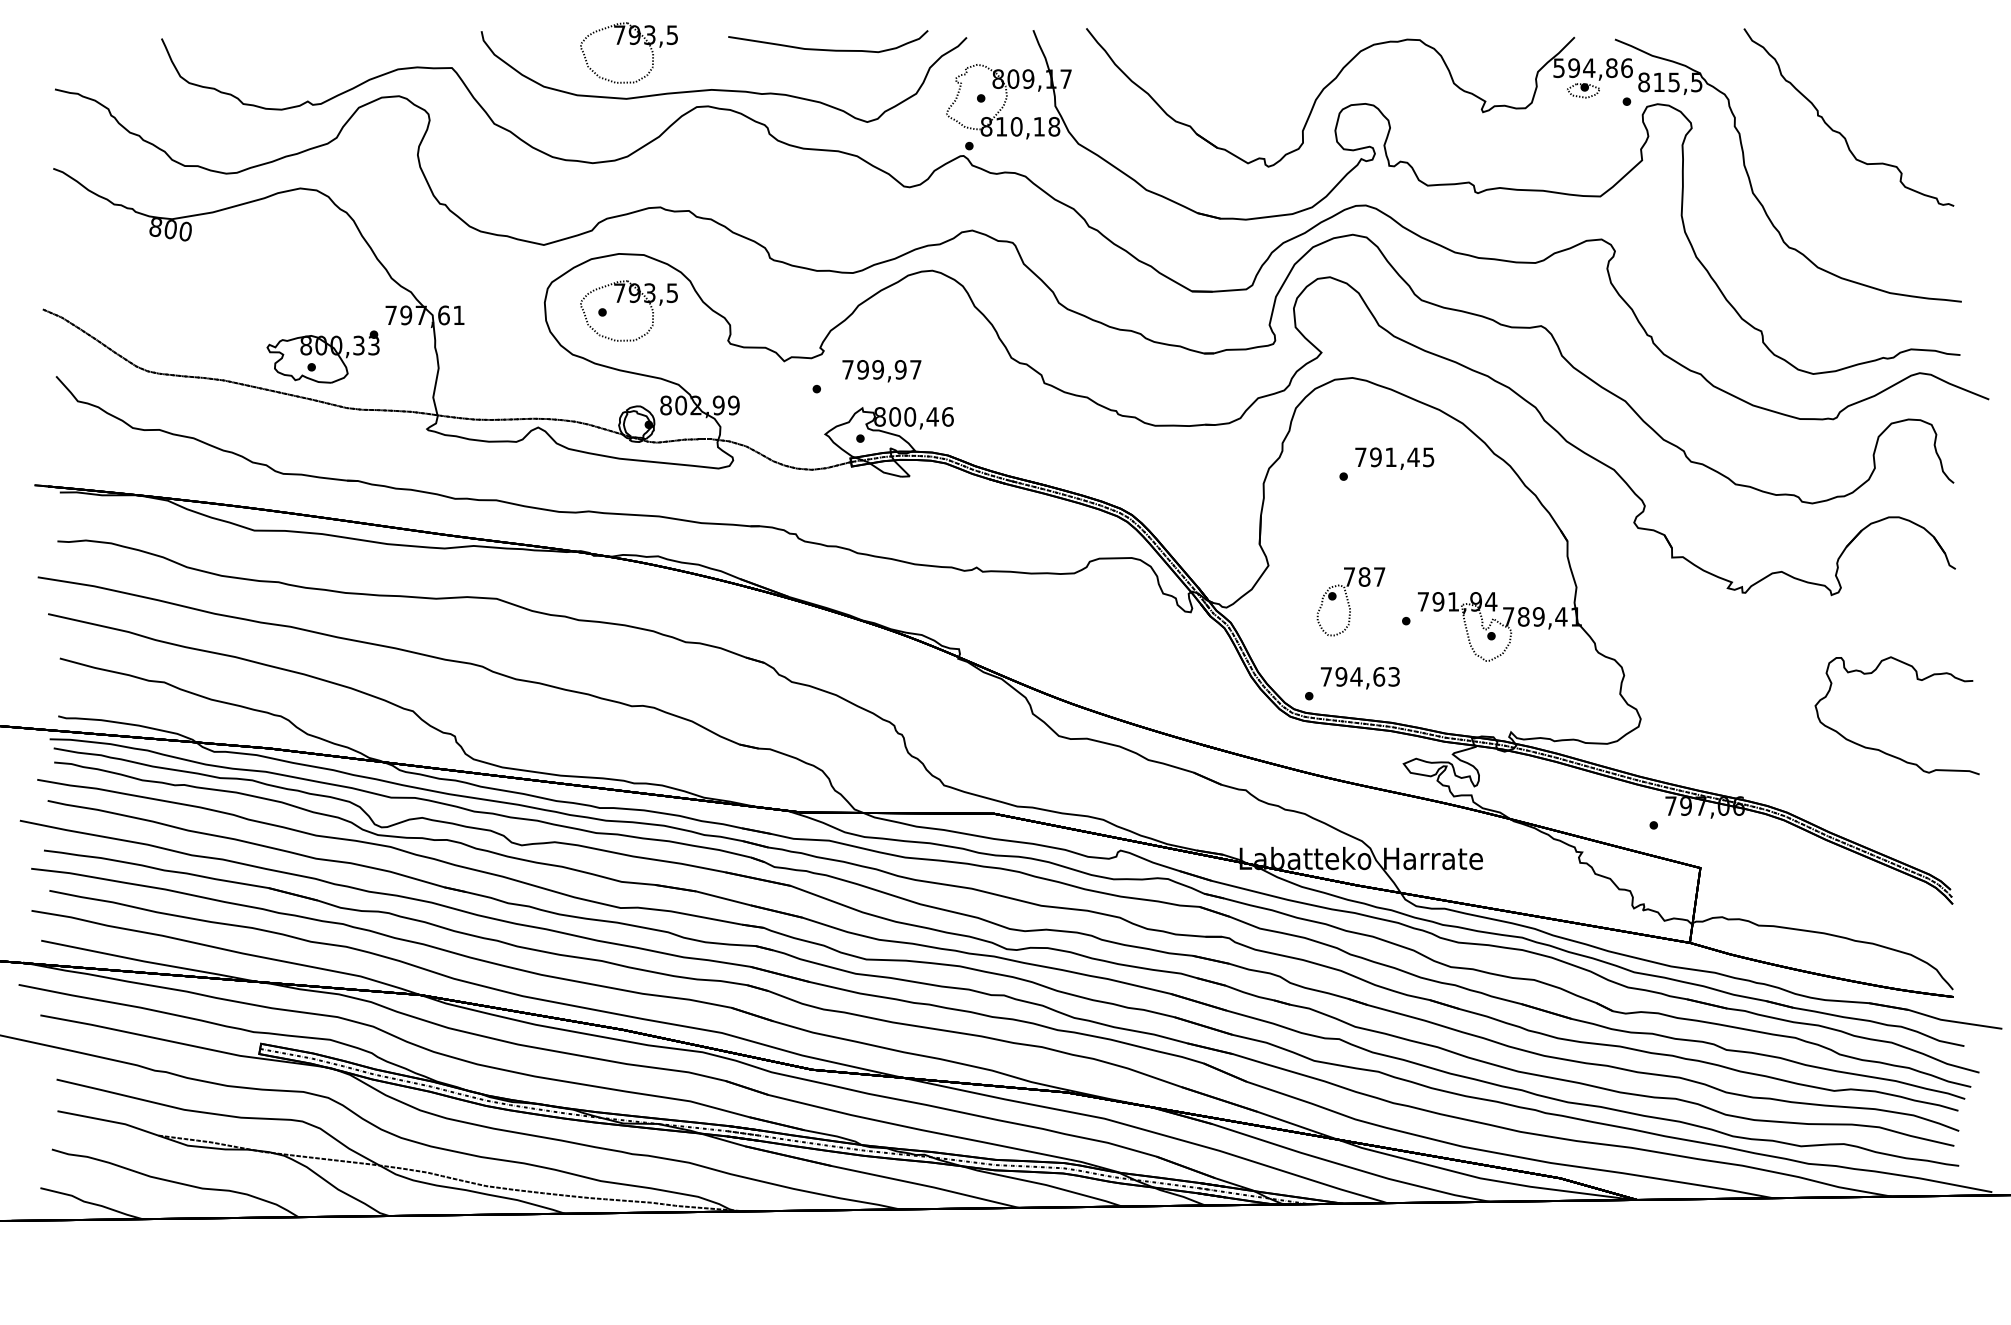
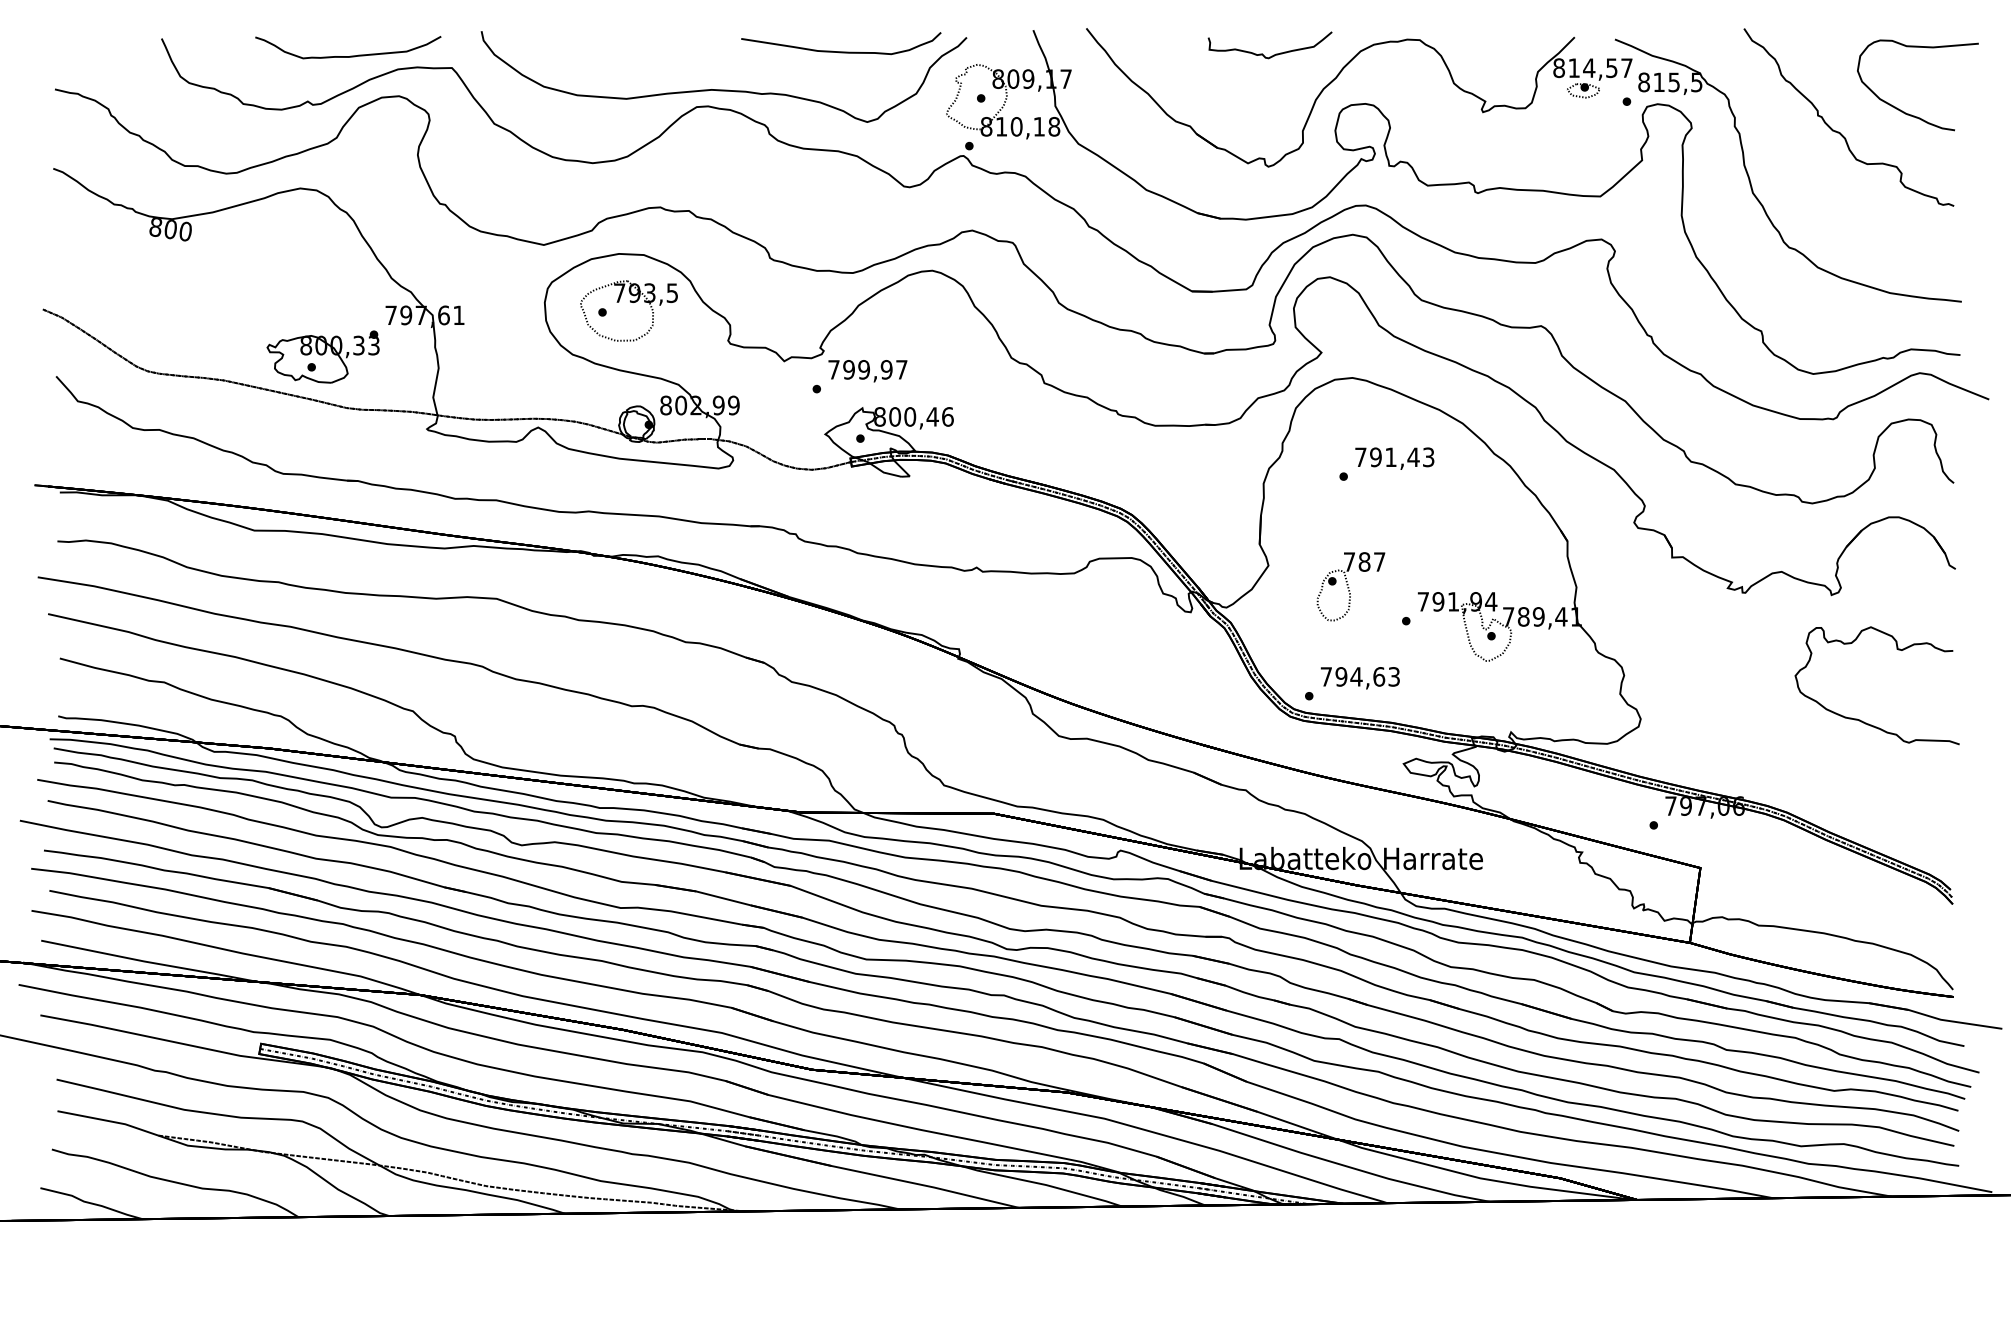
part: present -> none (630, 44)
curve position: (828, 49) -> (841, 51) (841, 51)
curve: none -> present (1273, 54)
curve: none -> present (350, 55)
text: 594,86 -> 814,57 (1592, 68)
curve: none -> present (1904, 111)
text position: (881, 371) -> (867, 371) (867, 371)
text: 791,45 -> 791,43 (1428, 456)
part position: (1350, 601) -> (1350, 586) (1350, 586)
curve position: (1880, 749) -> (1860, 719) (1860, 719)
